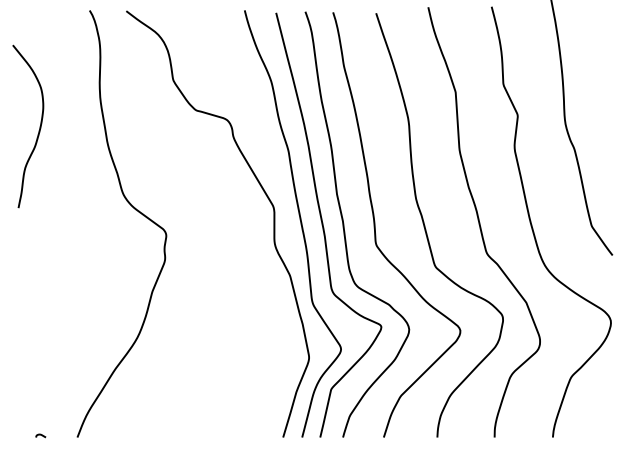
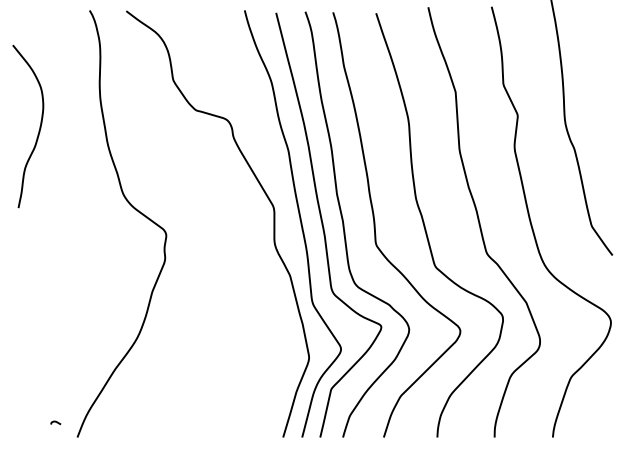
curve position: (40, 435) -> (55, 422) (55, 422)
